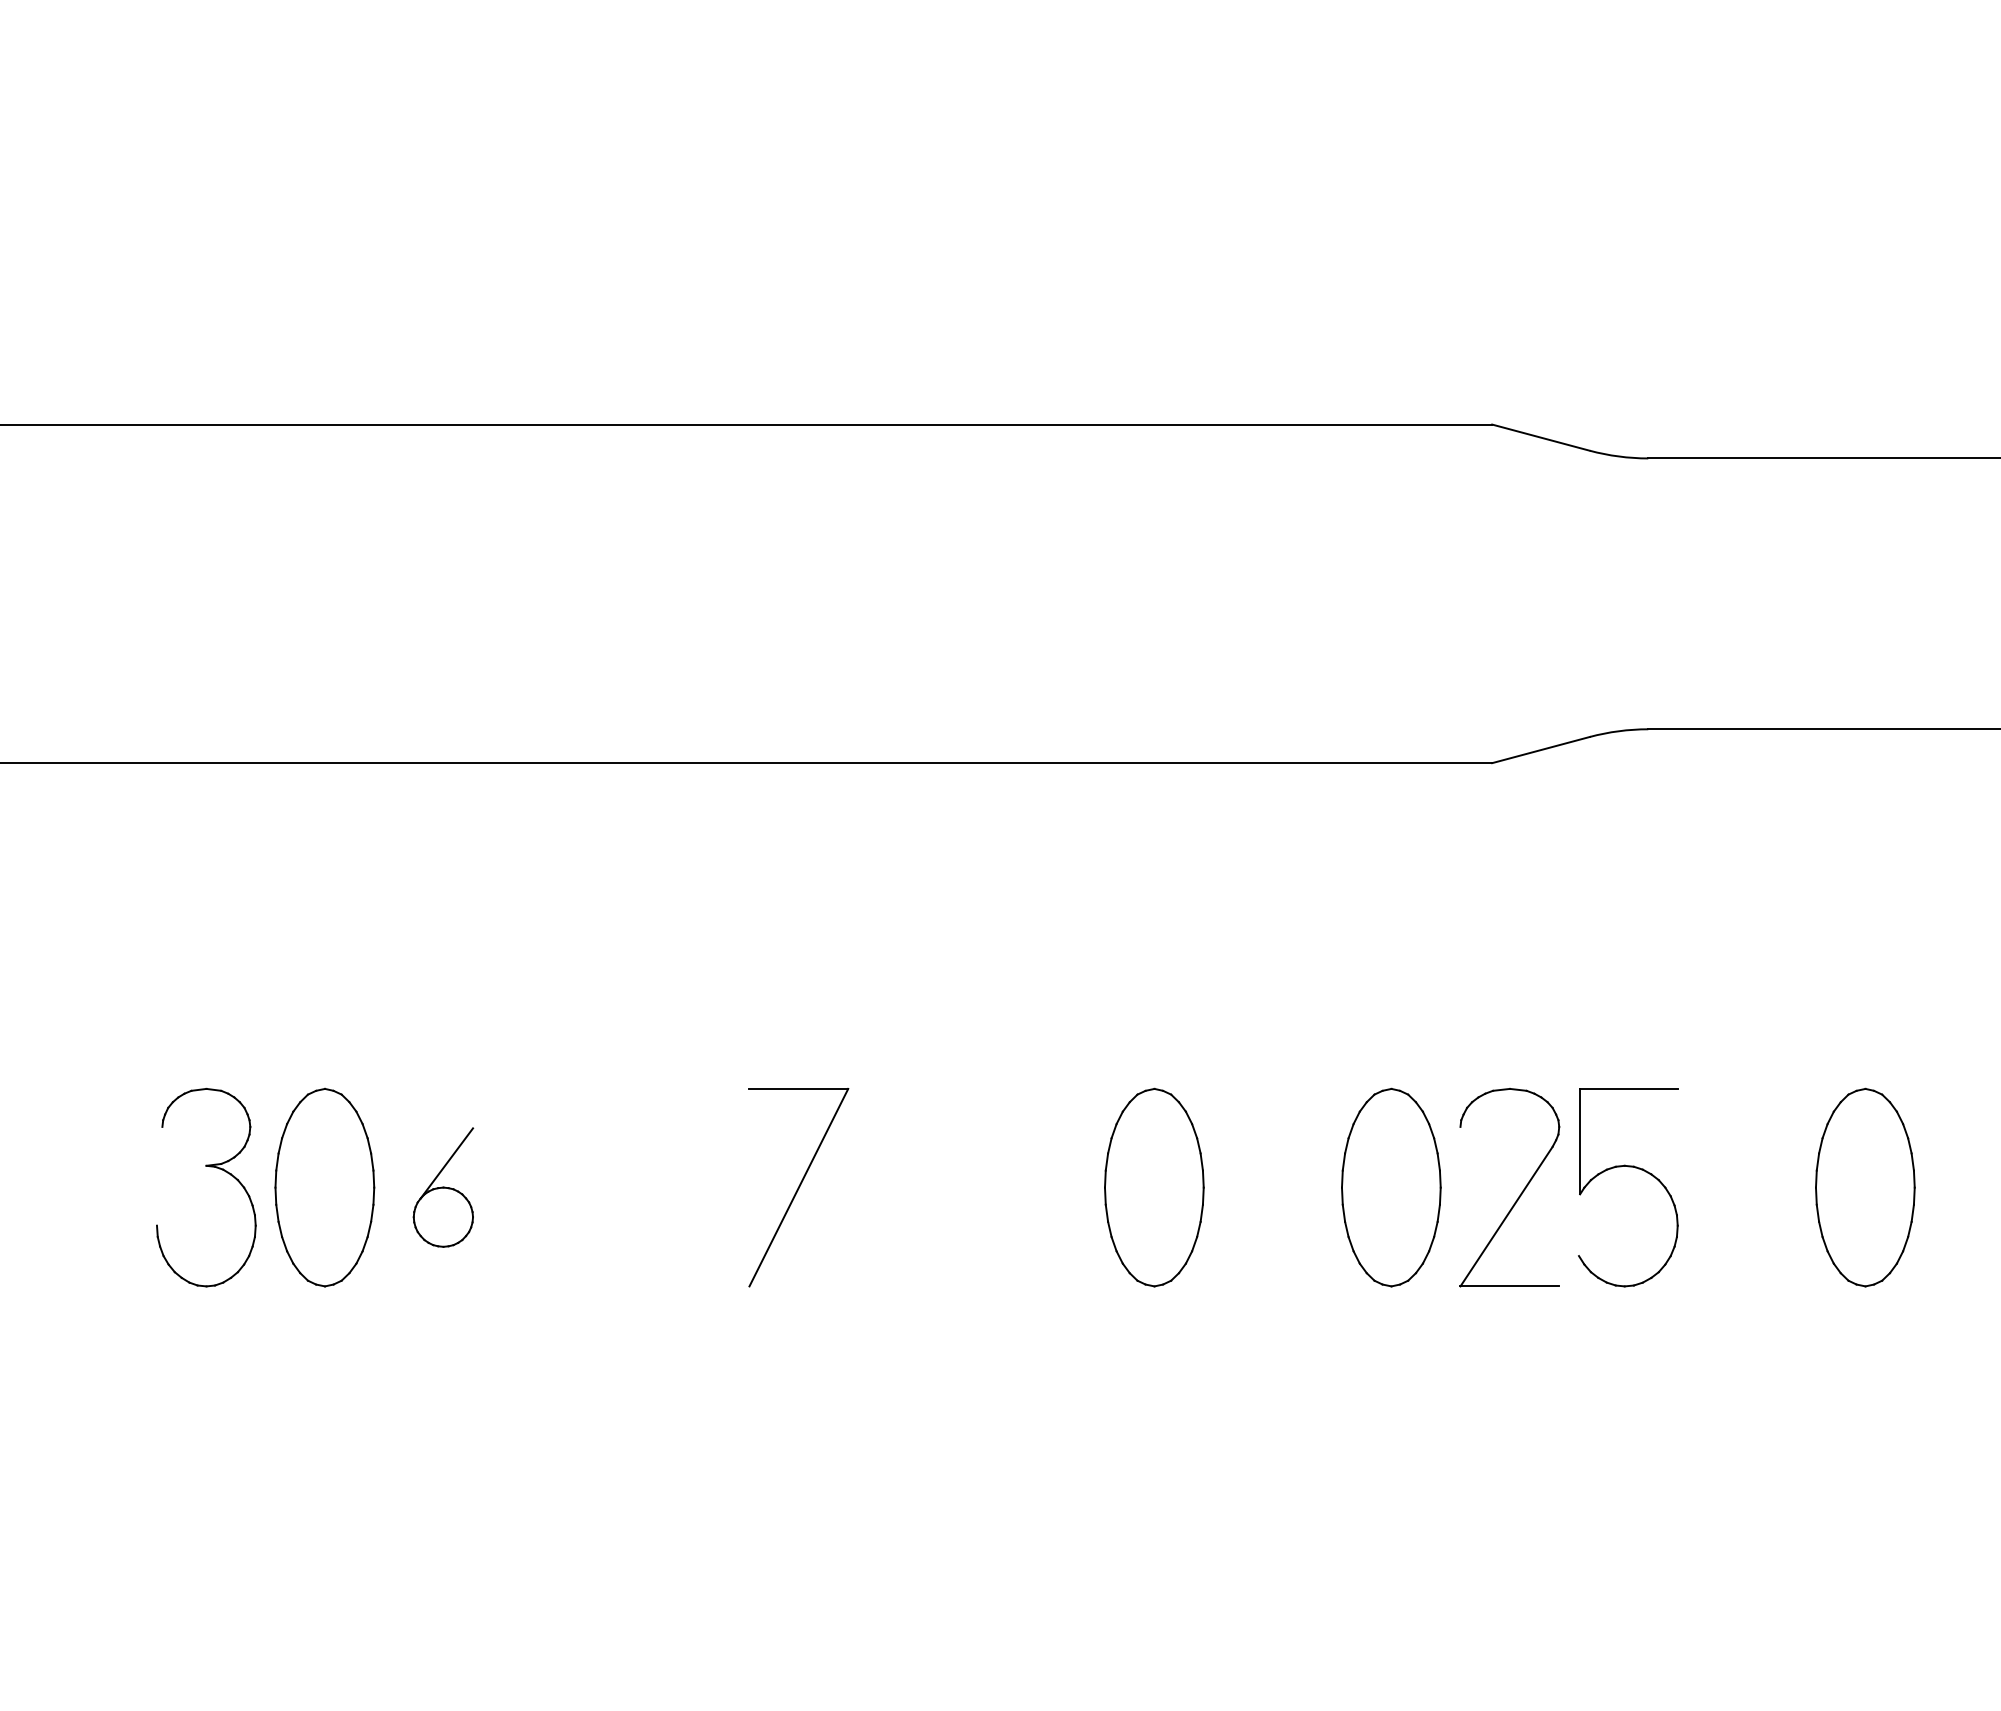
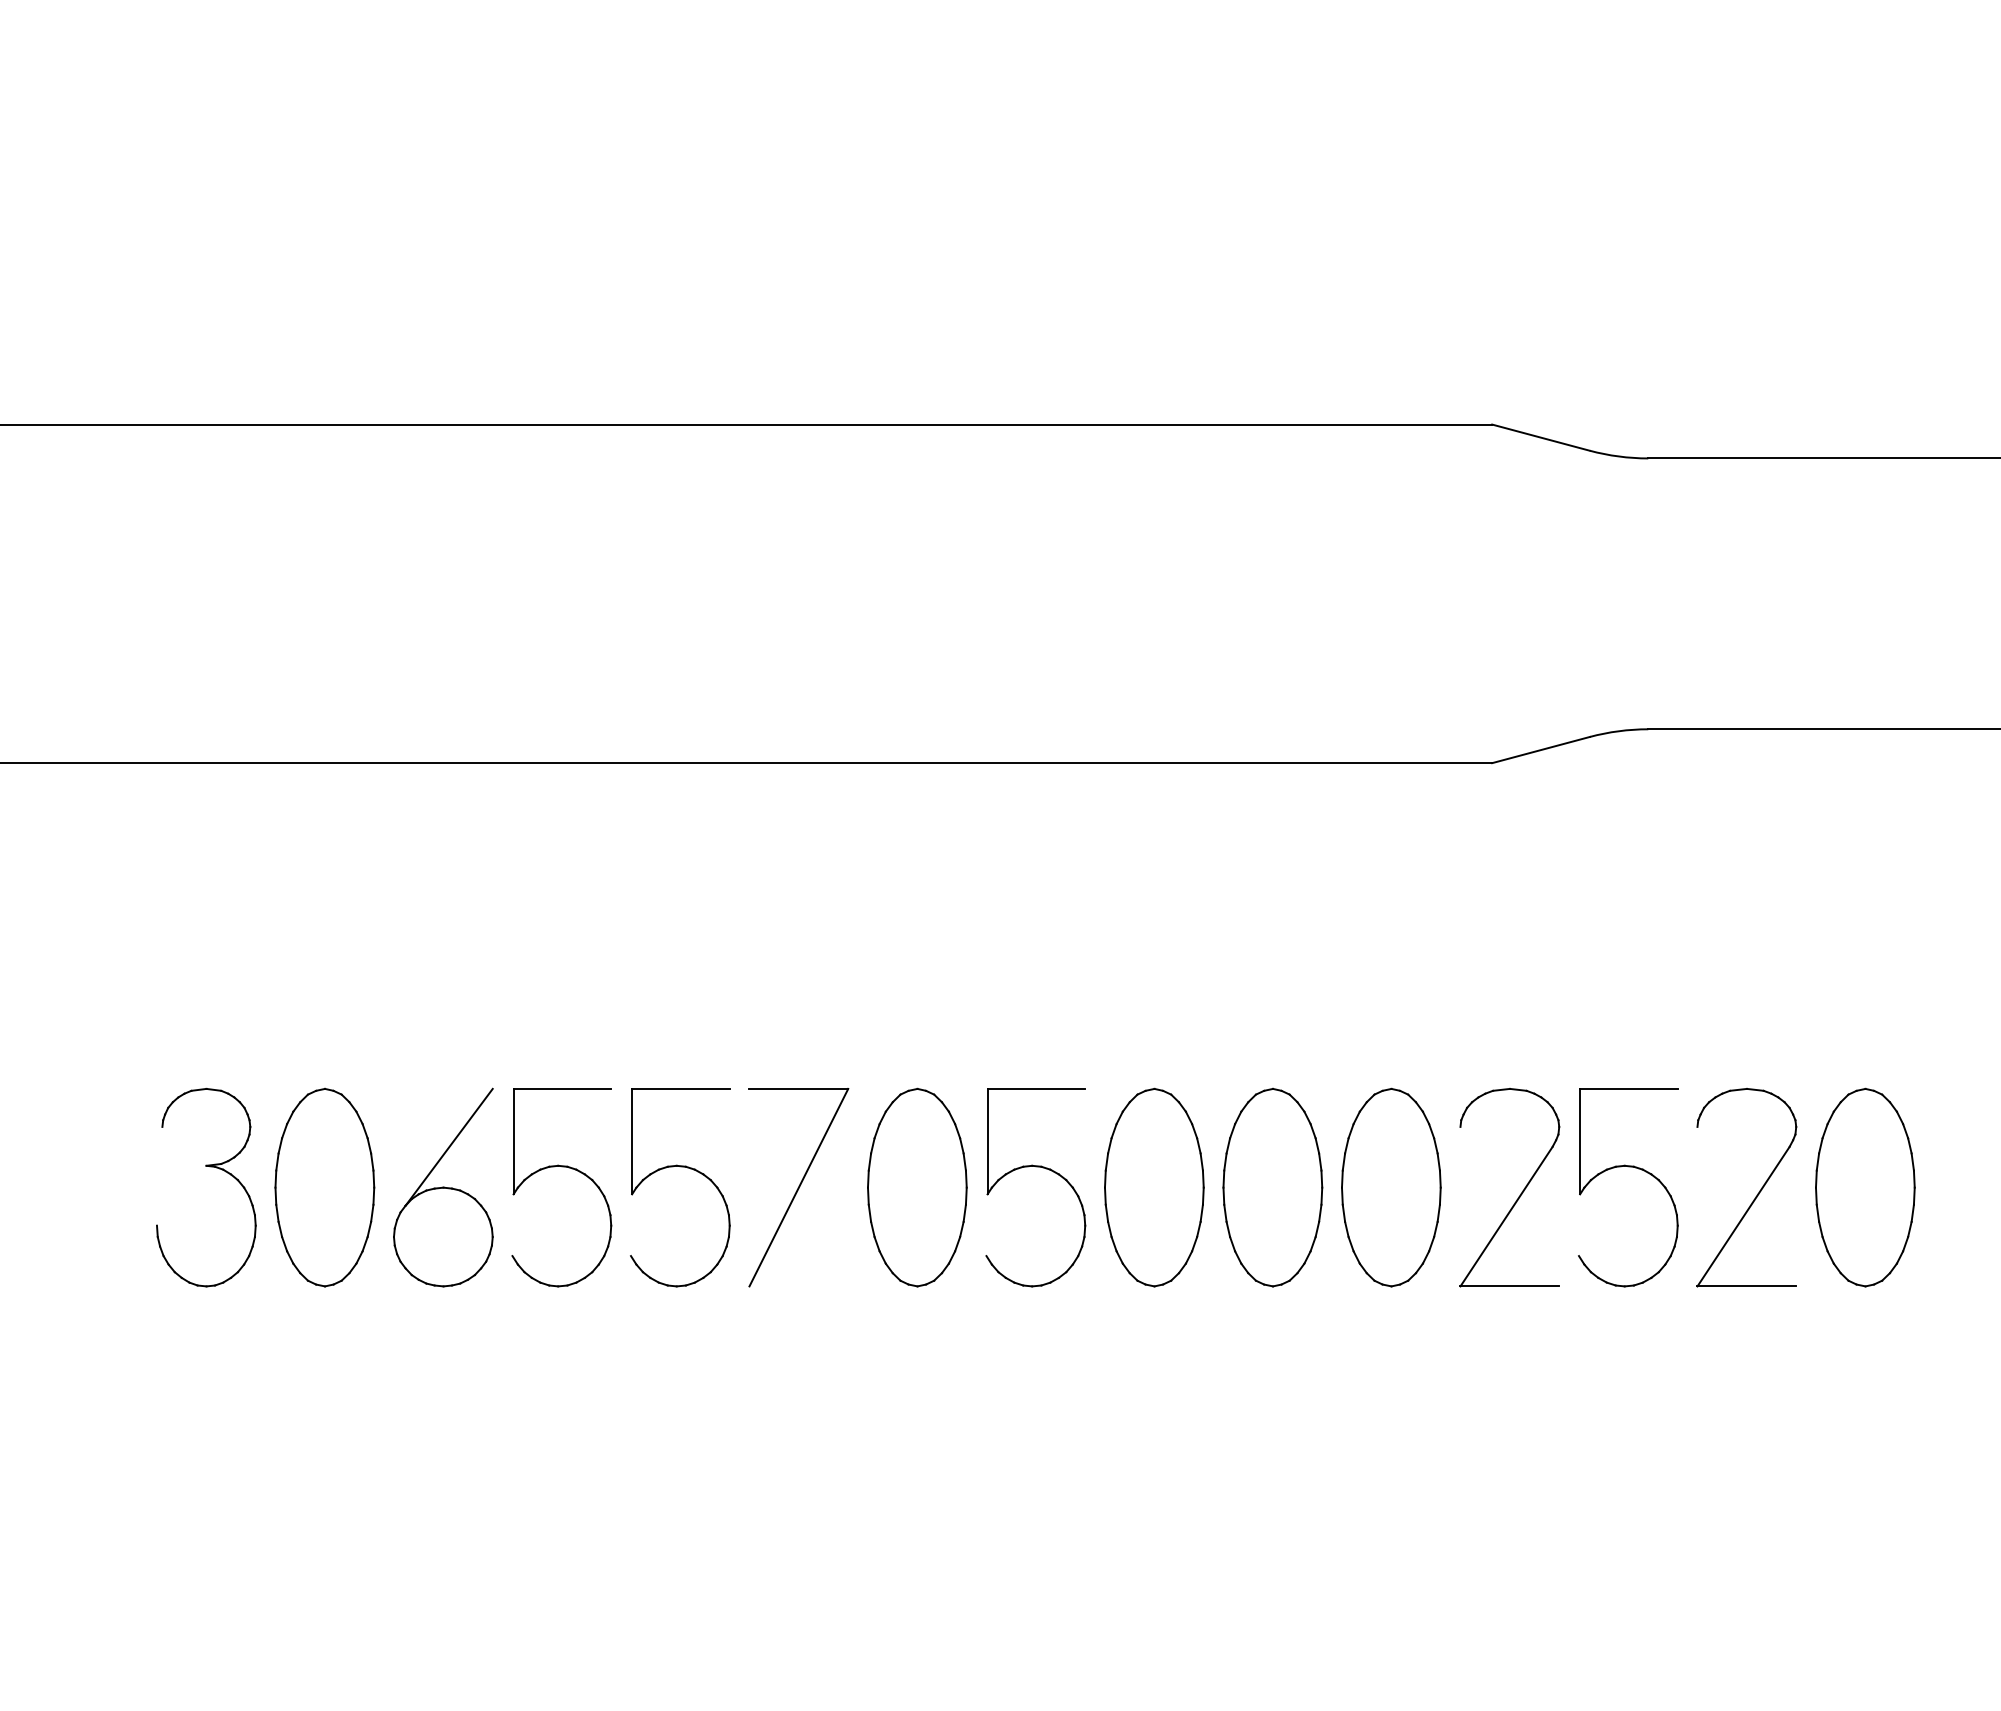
part: none -> present (561, 1167)
part: none -> present (680, 1167)
part: none -> present (1035, 1167)
part size: 63x121 px -> 101x201 px (443, 1187)
part: none -> present (917, 1187)
part: none -> present (1272, 1187)
part: none -> present (1757, 1193)
